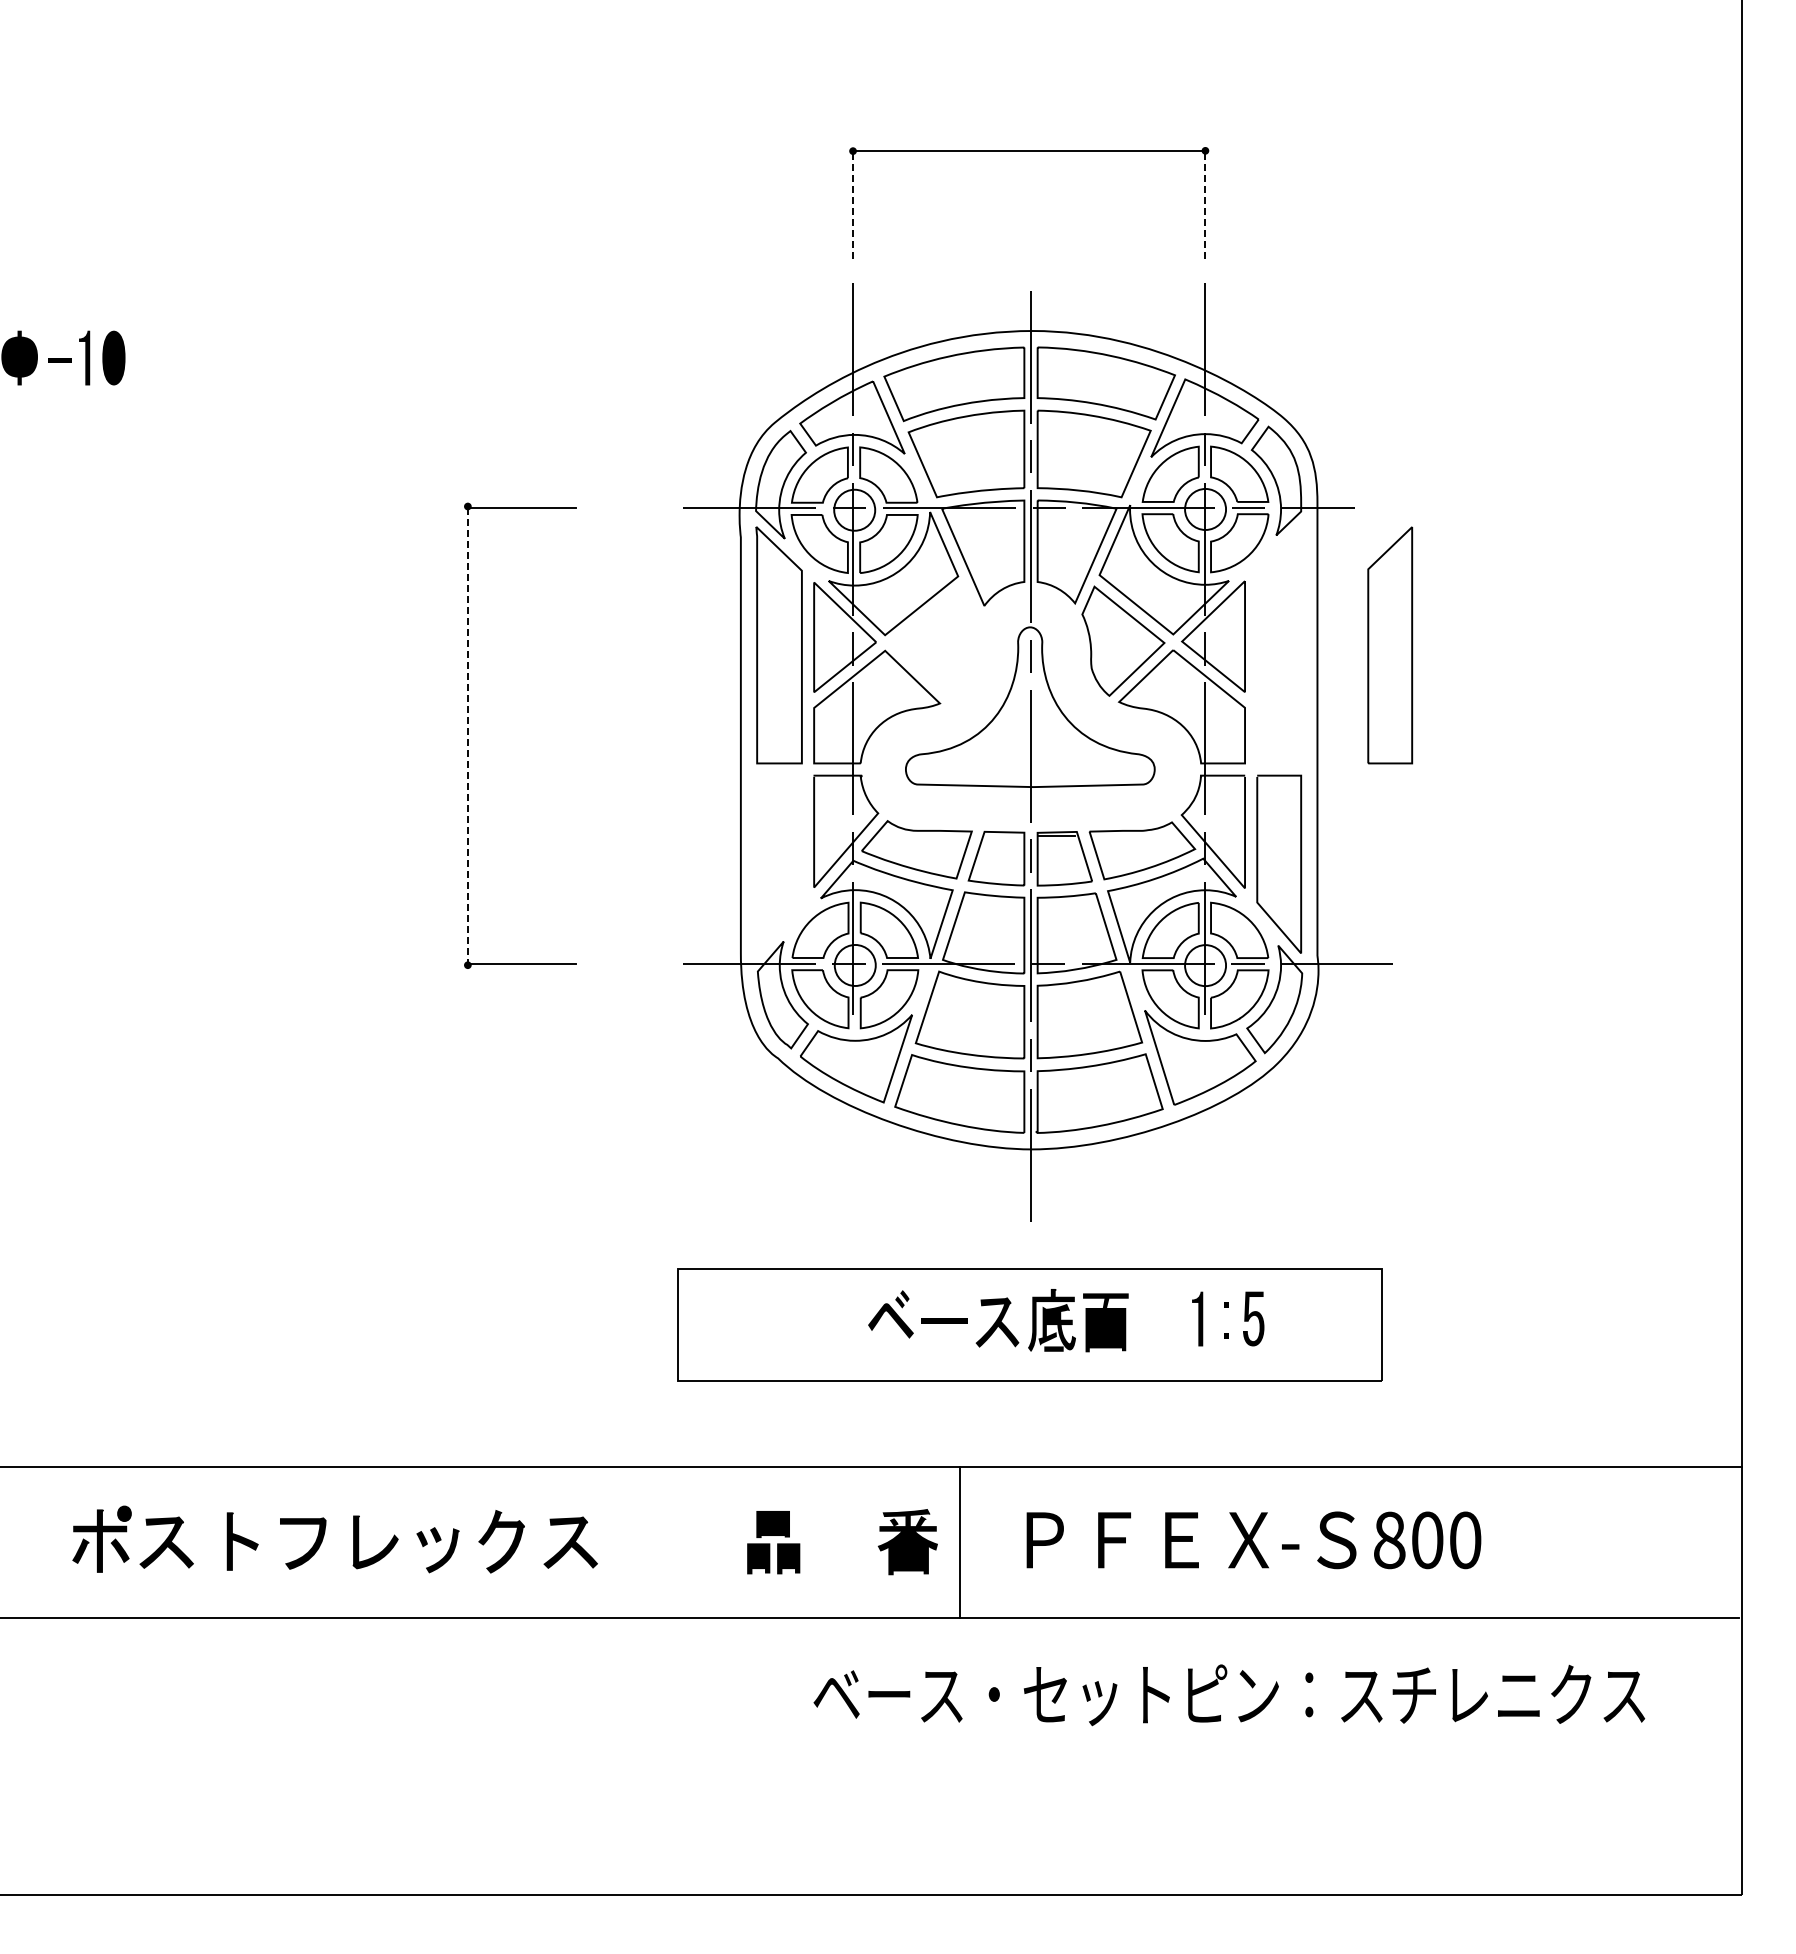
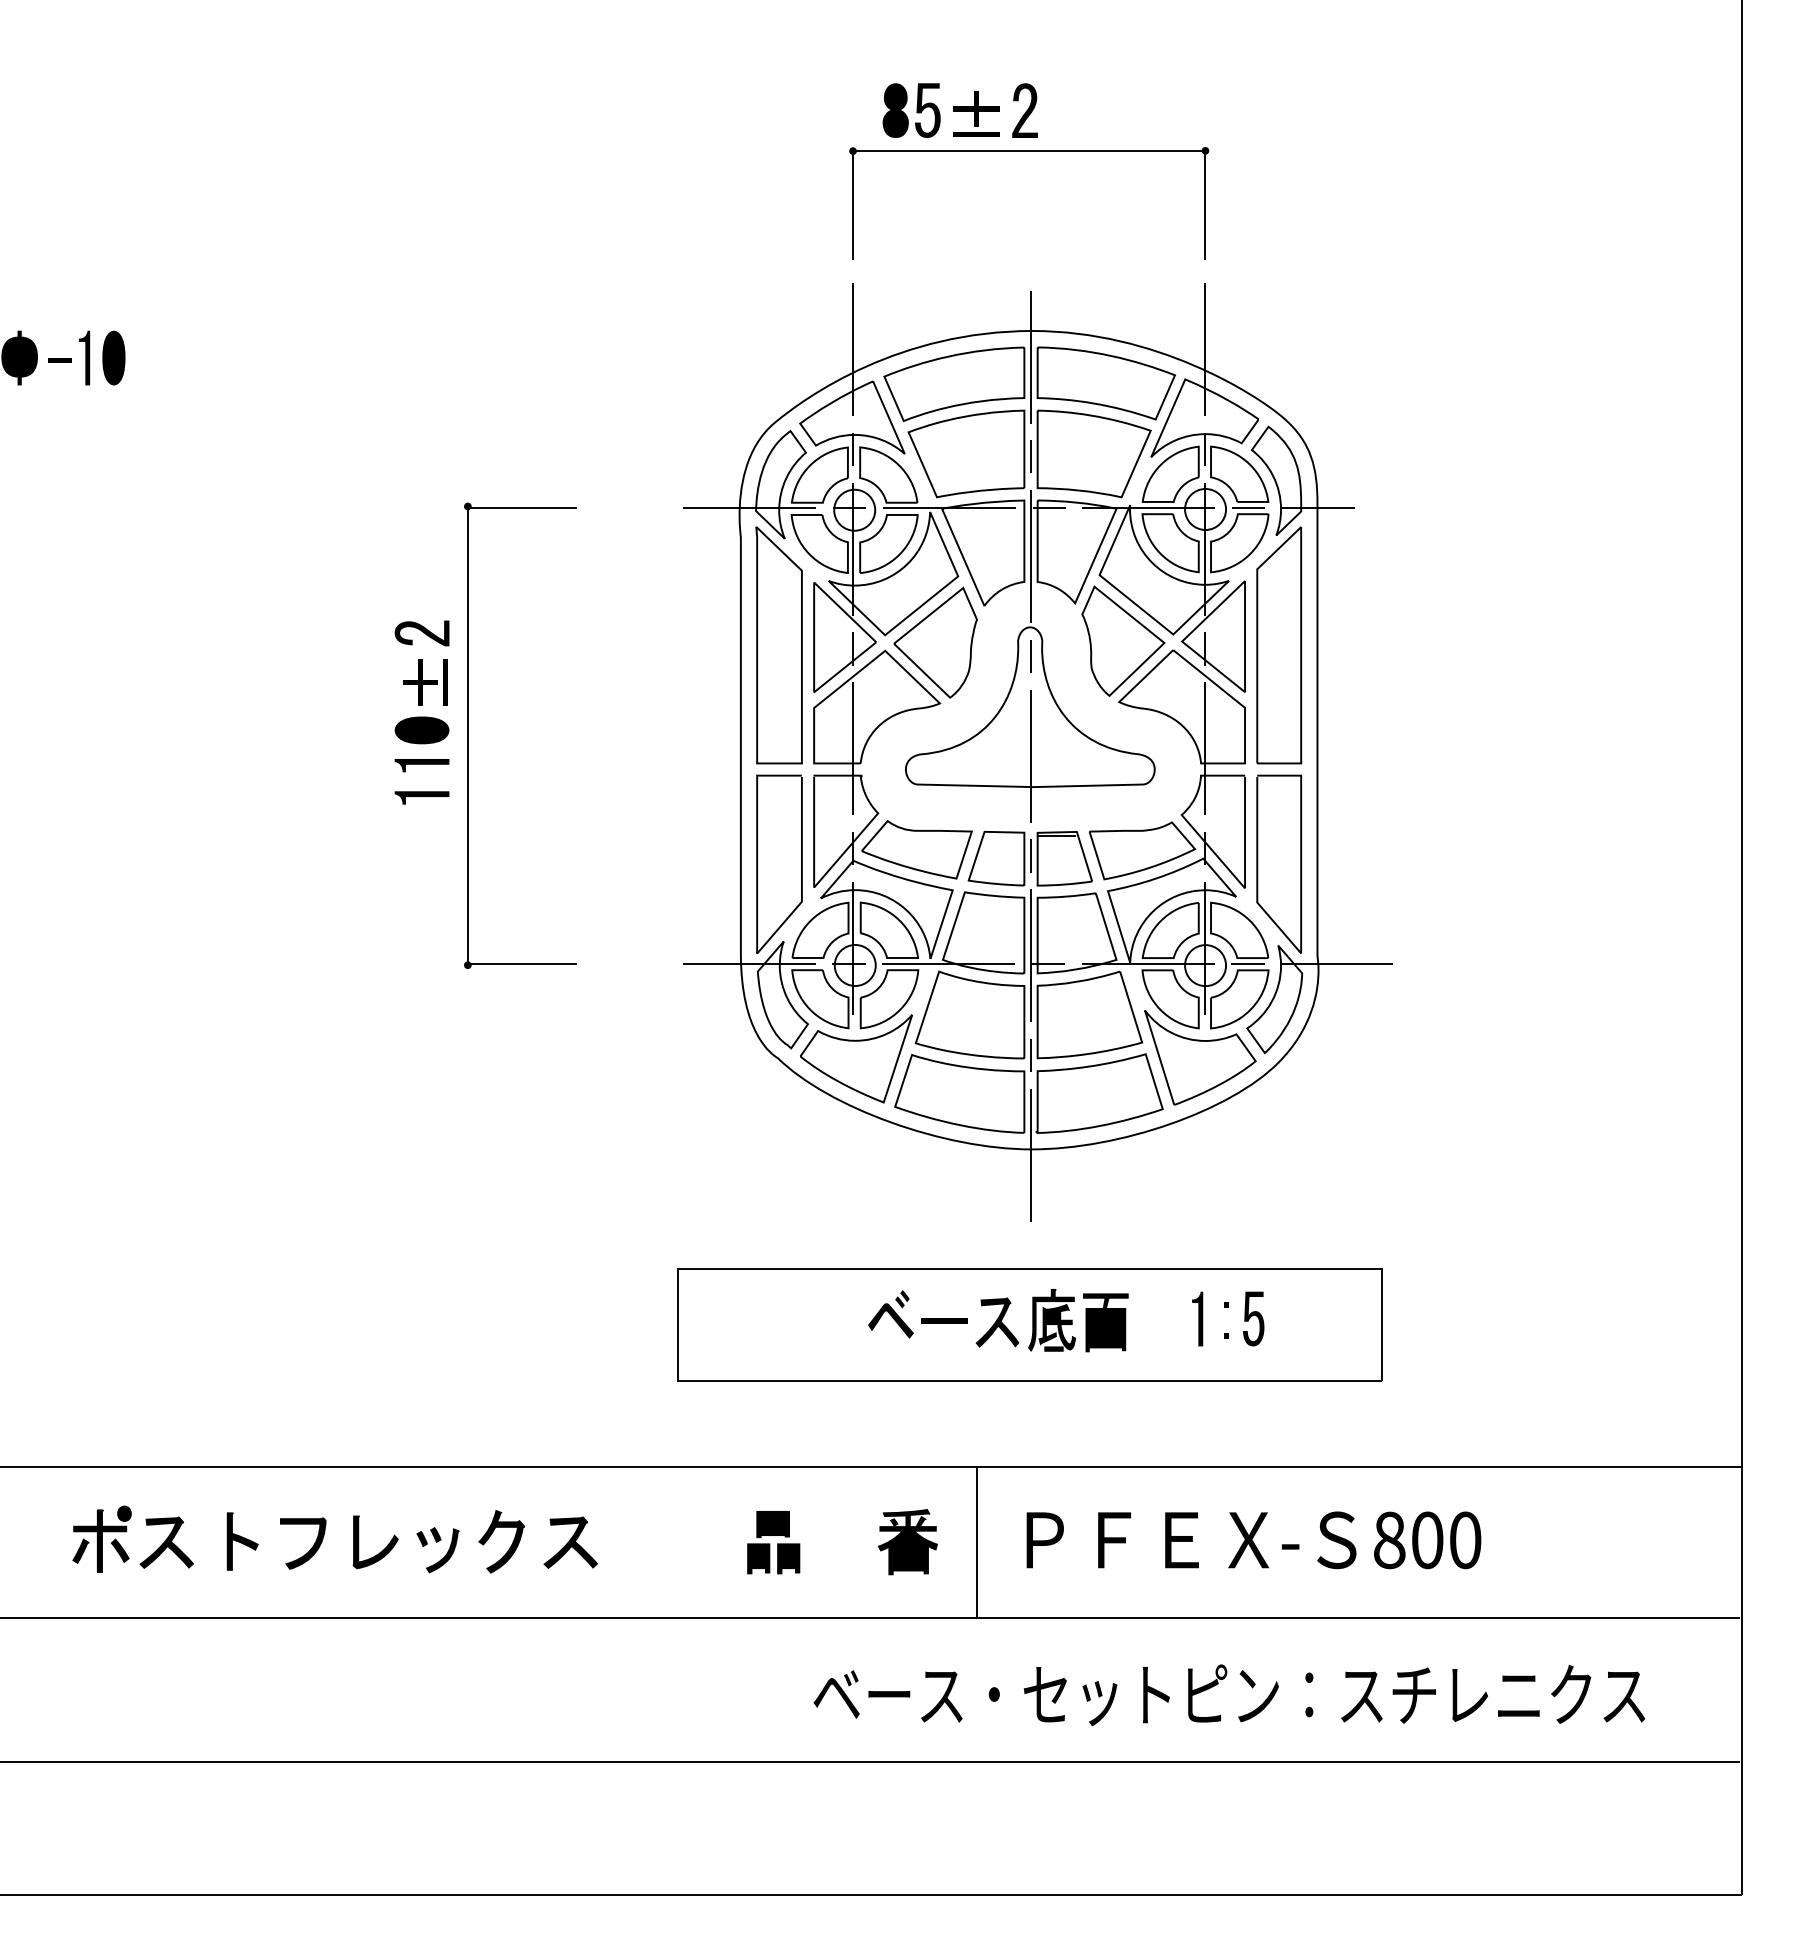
part: none -> present (959, 110)
line: dashed -> solid (853, 204)
line: dashed -> solid (1205, 204)
part: none -> present (935, 642)
part position: (1390, 645) -> (1279, 645) (1279, 645)
part: none -> present (421, 712)
line: dashed -> solid (467, 736)
curve: none -> present (758, 863)
line position: (960, 1542) -> (977, 1542) (977, 1542)
line: none -> present (870, 1762)
